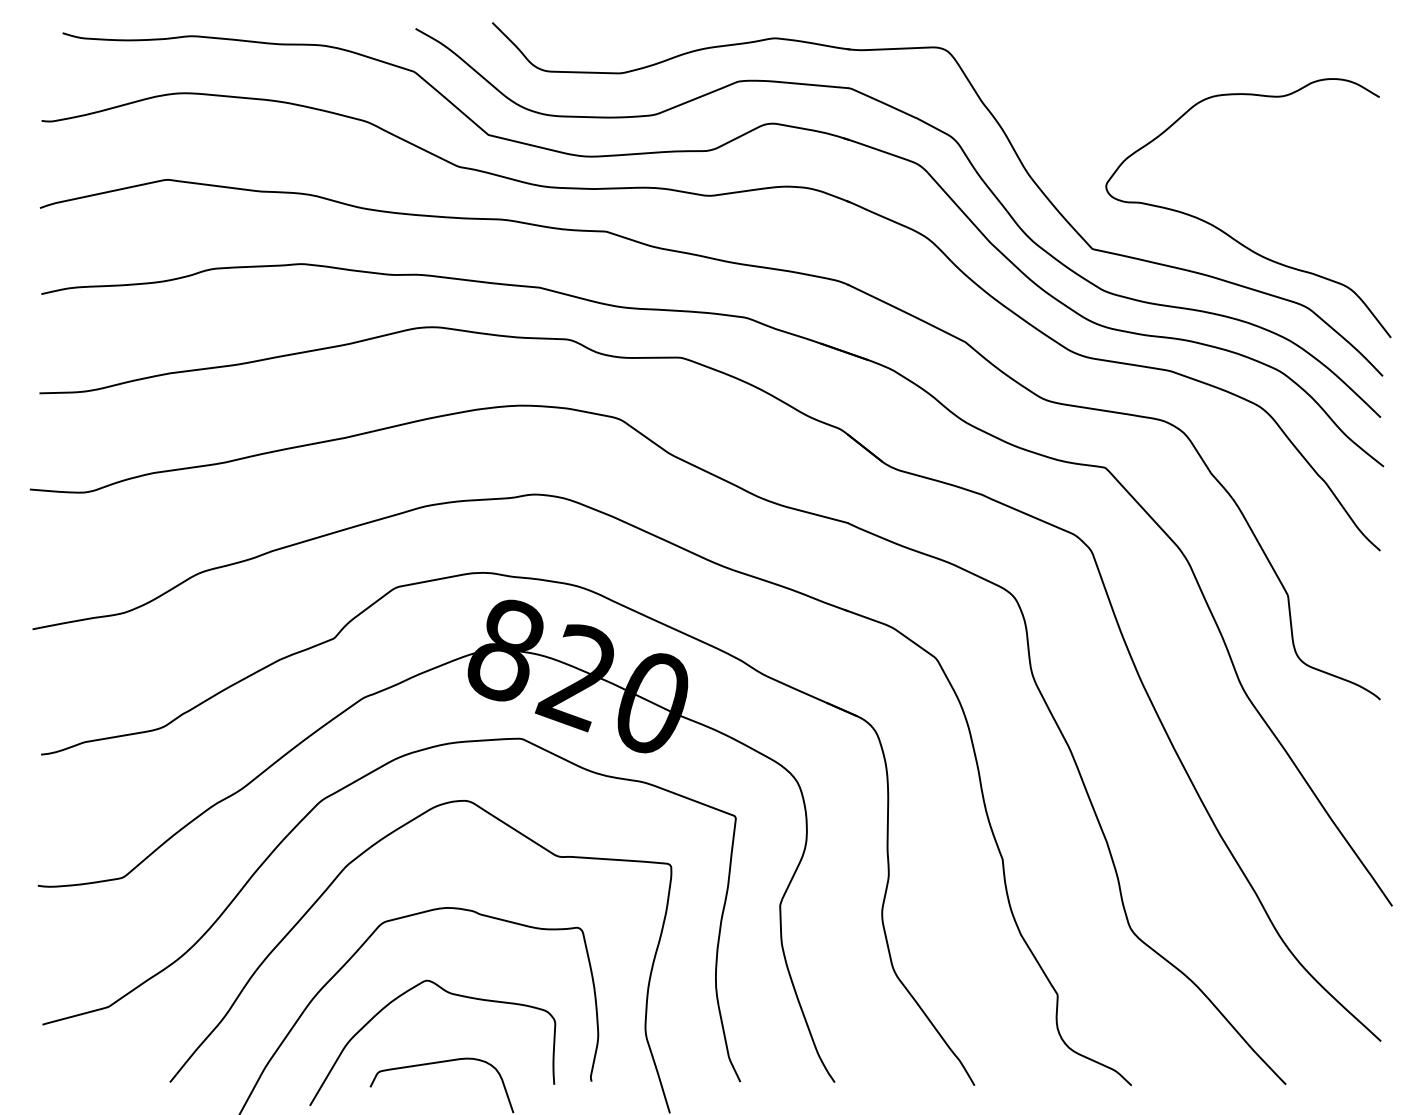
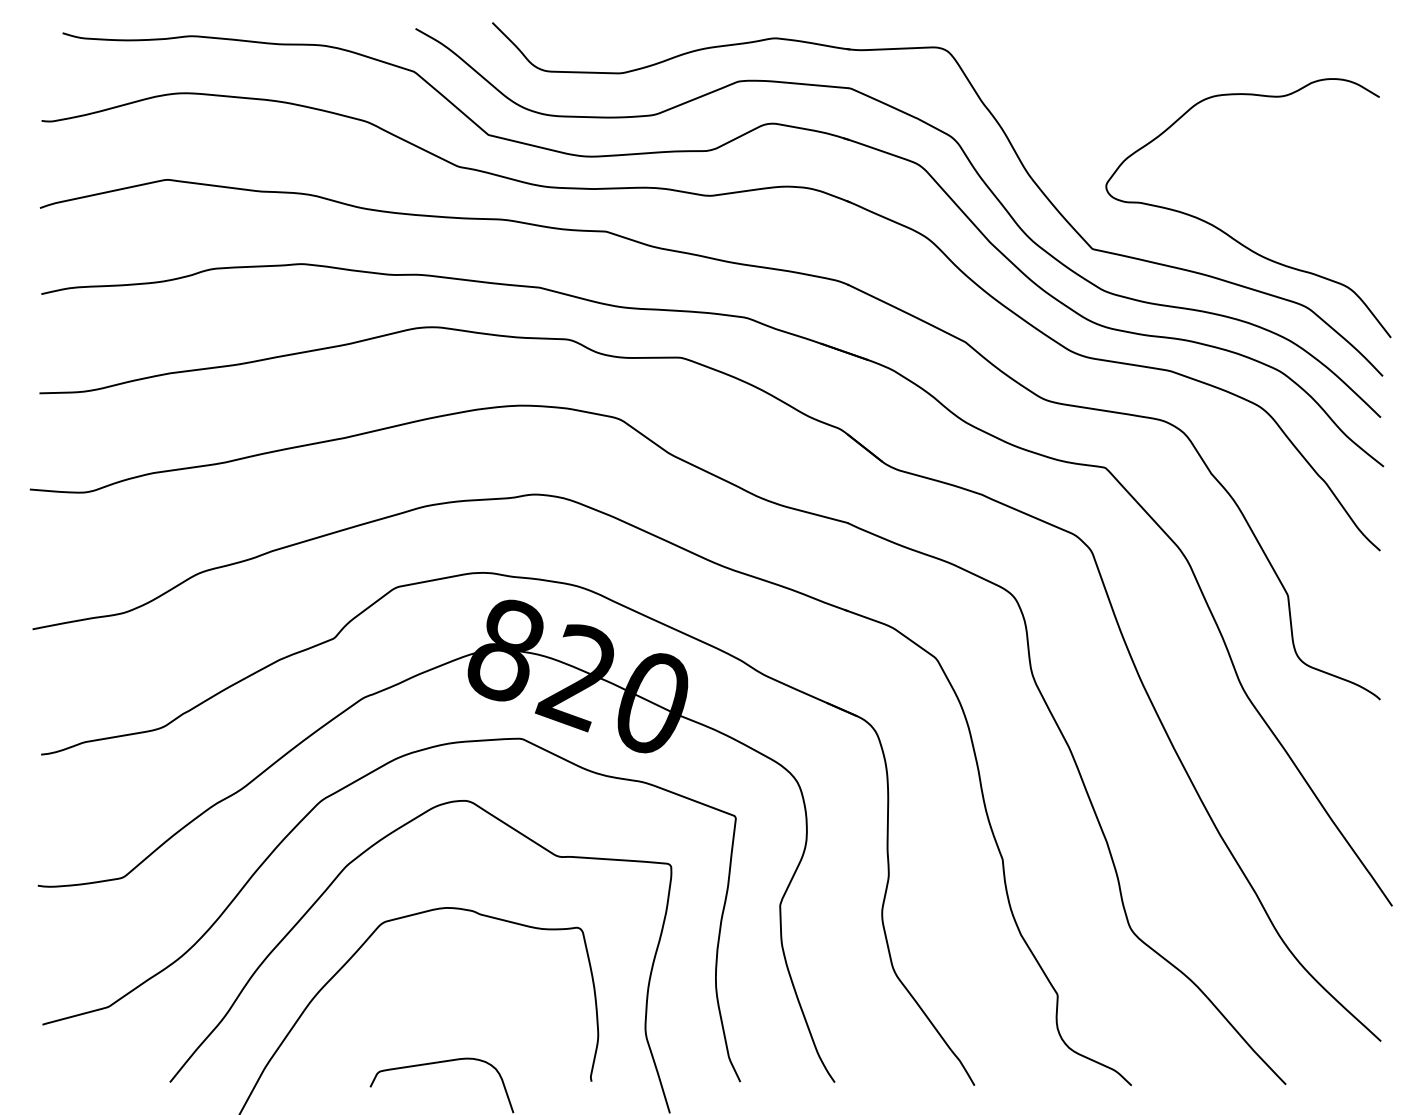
curve: present -> none (450, 994)
